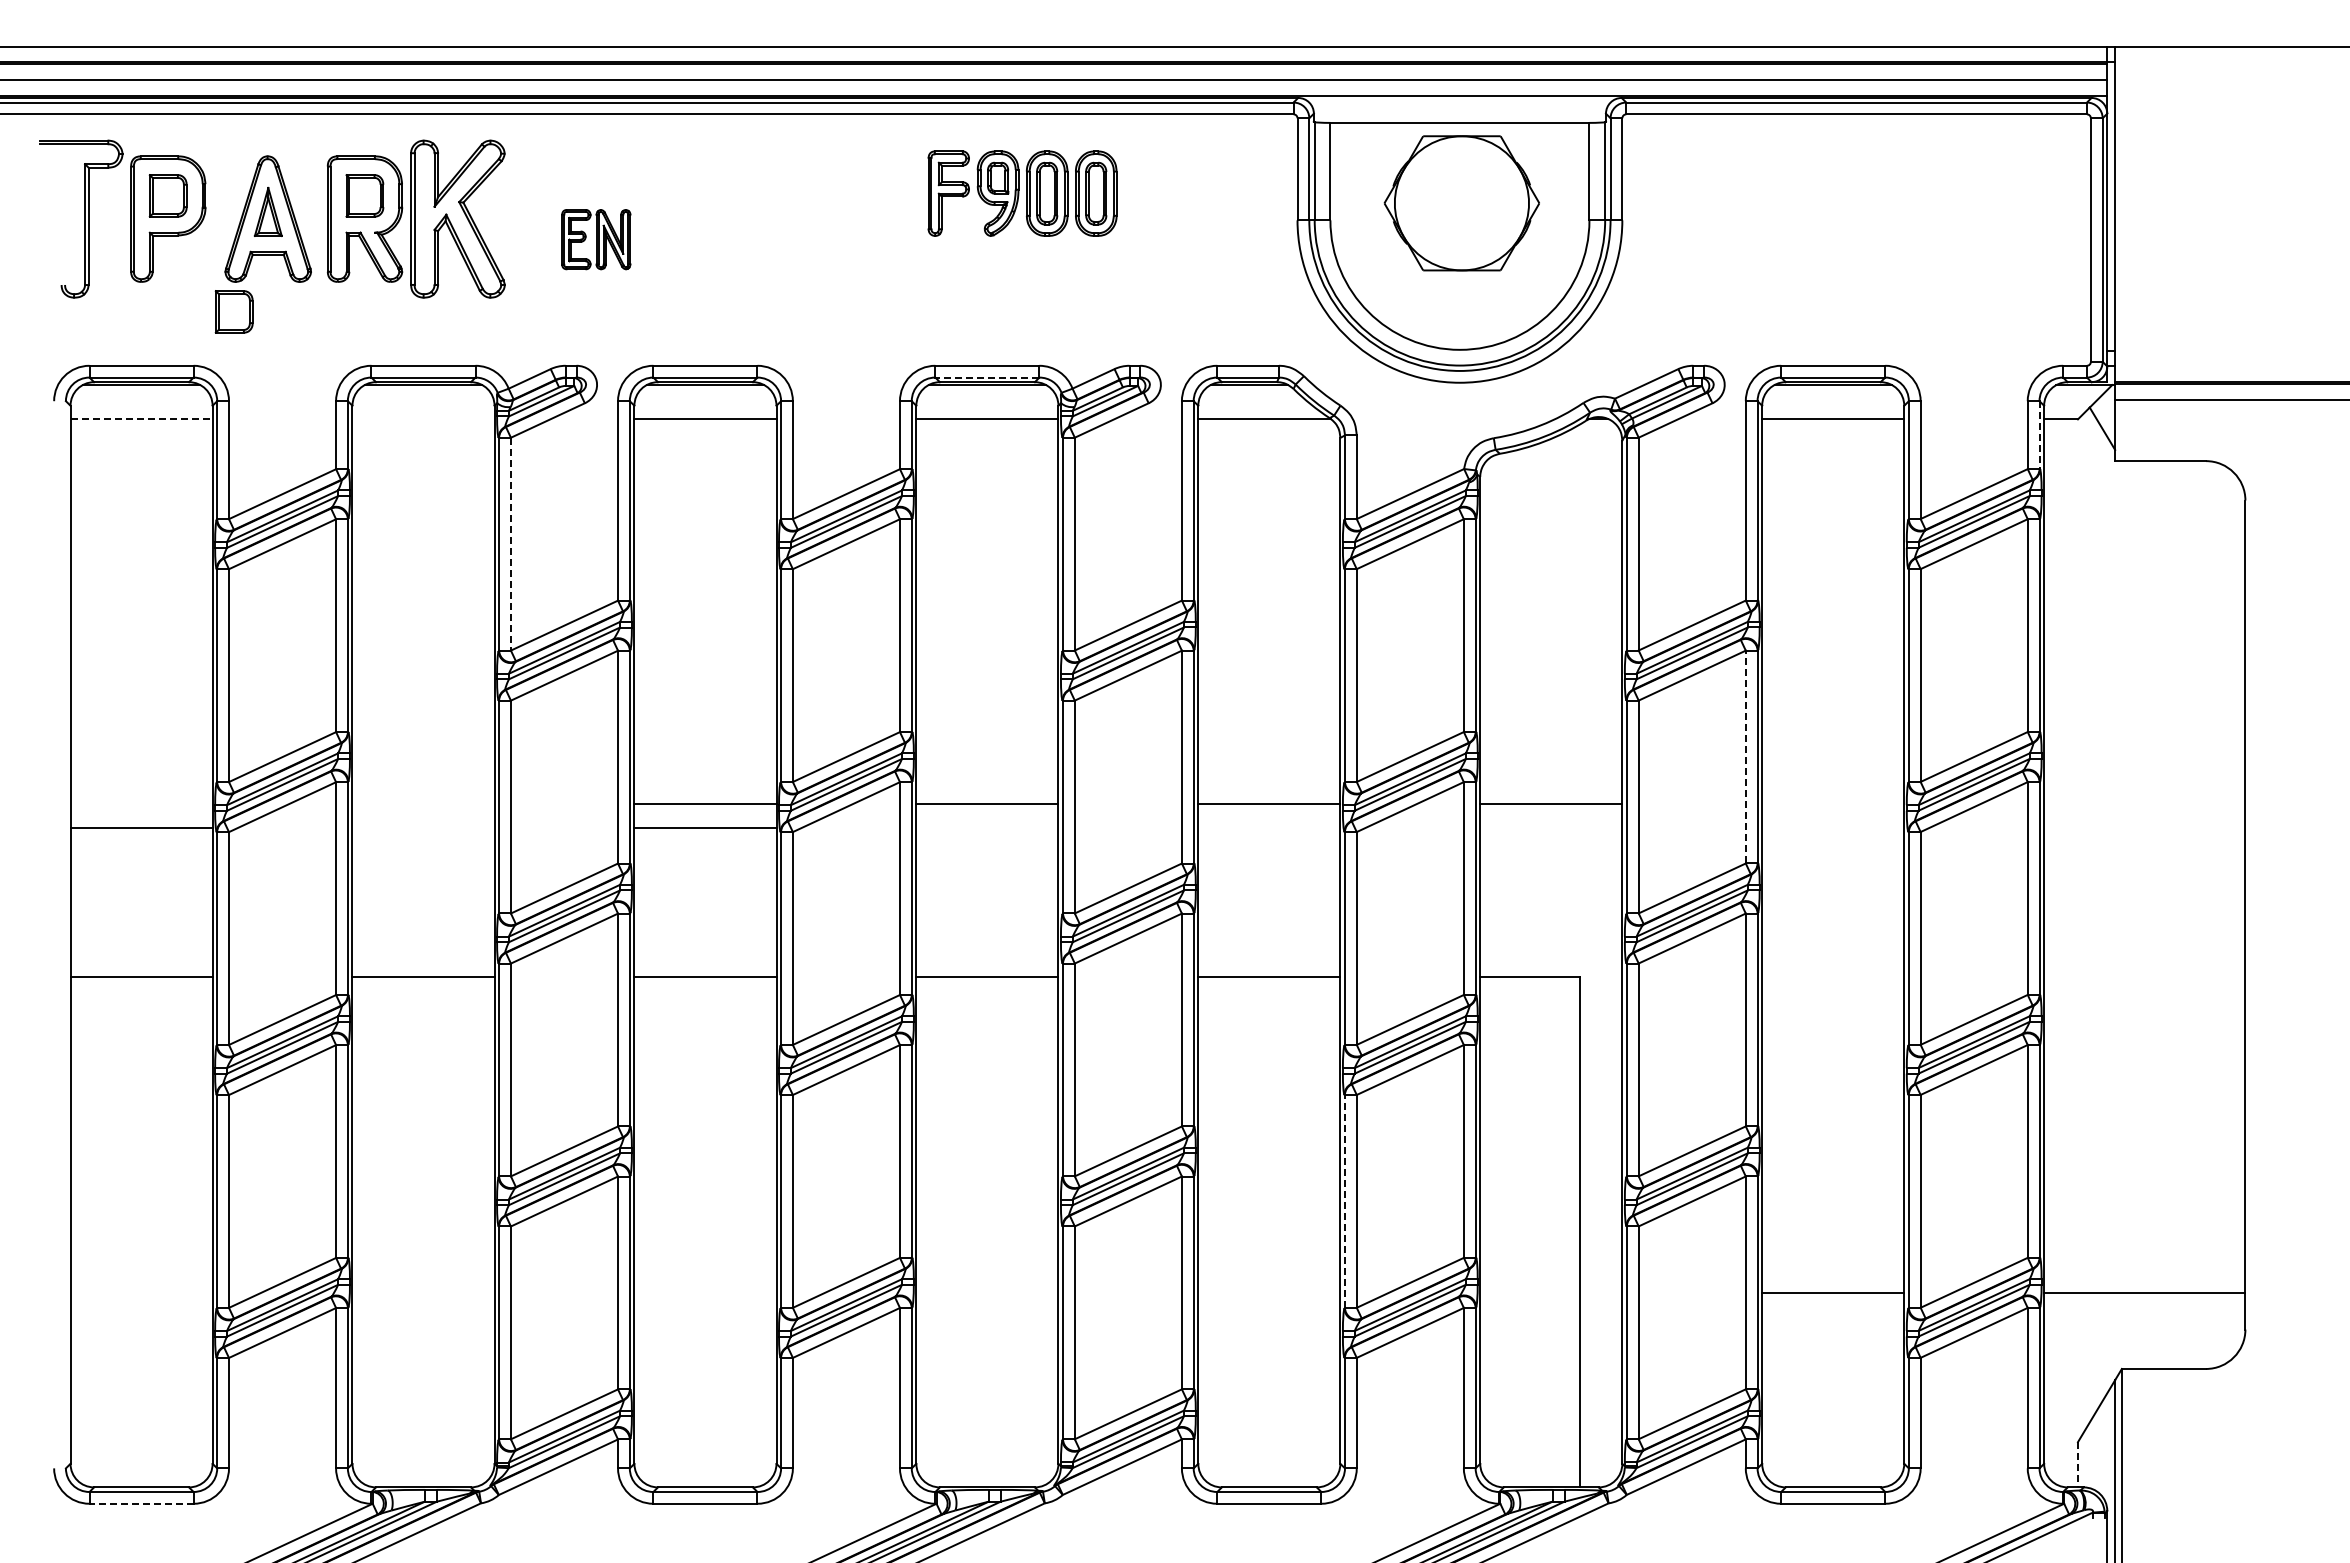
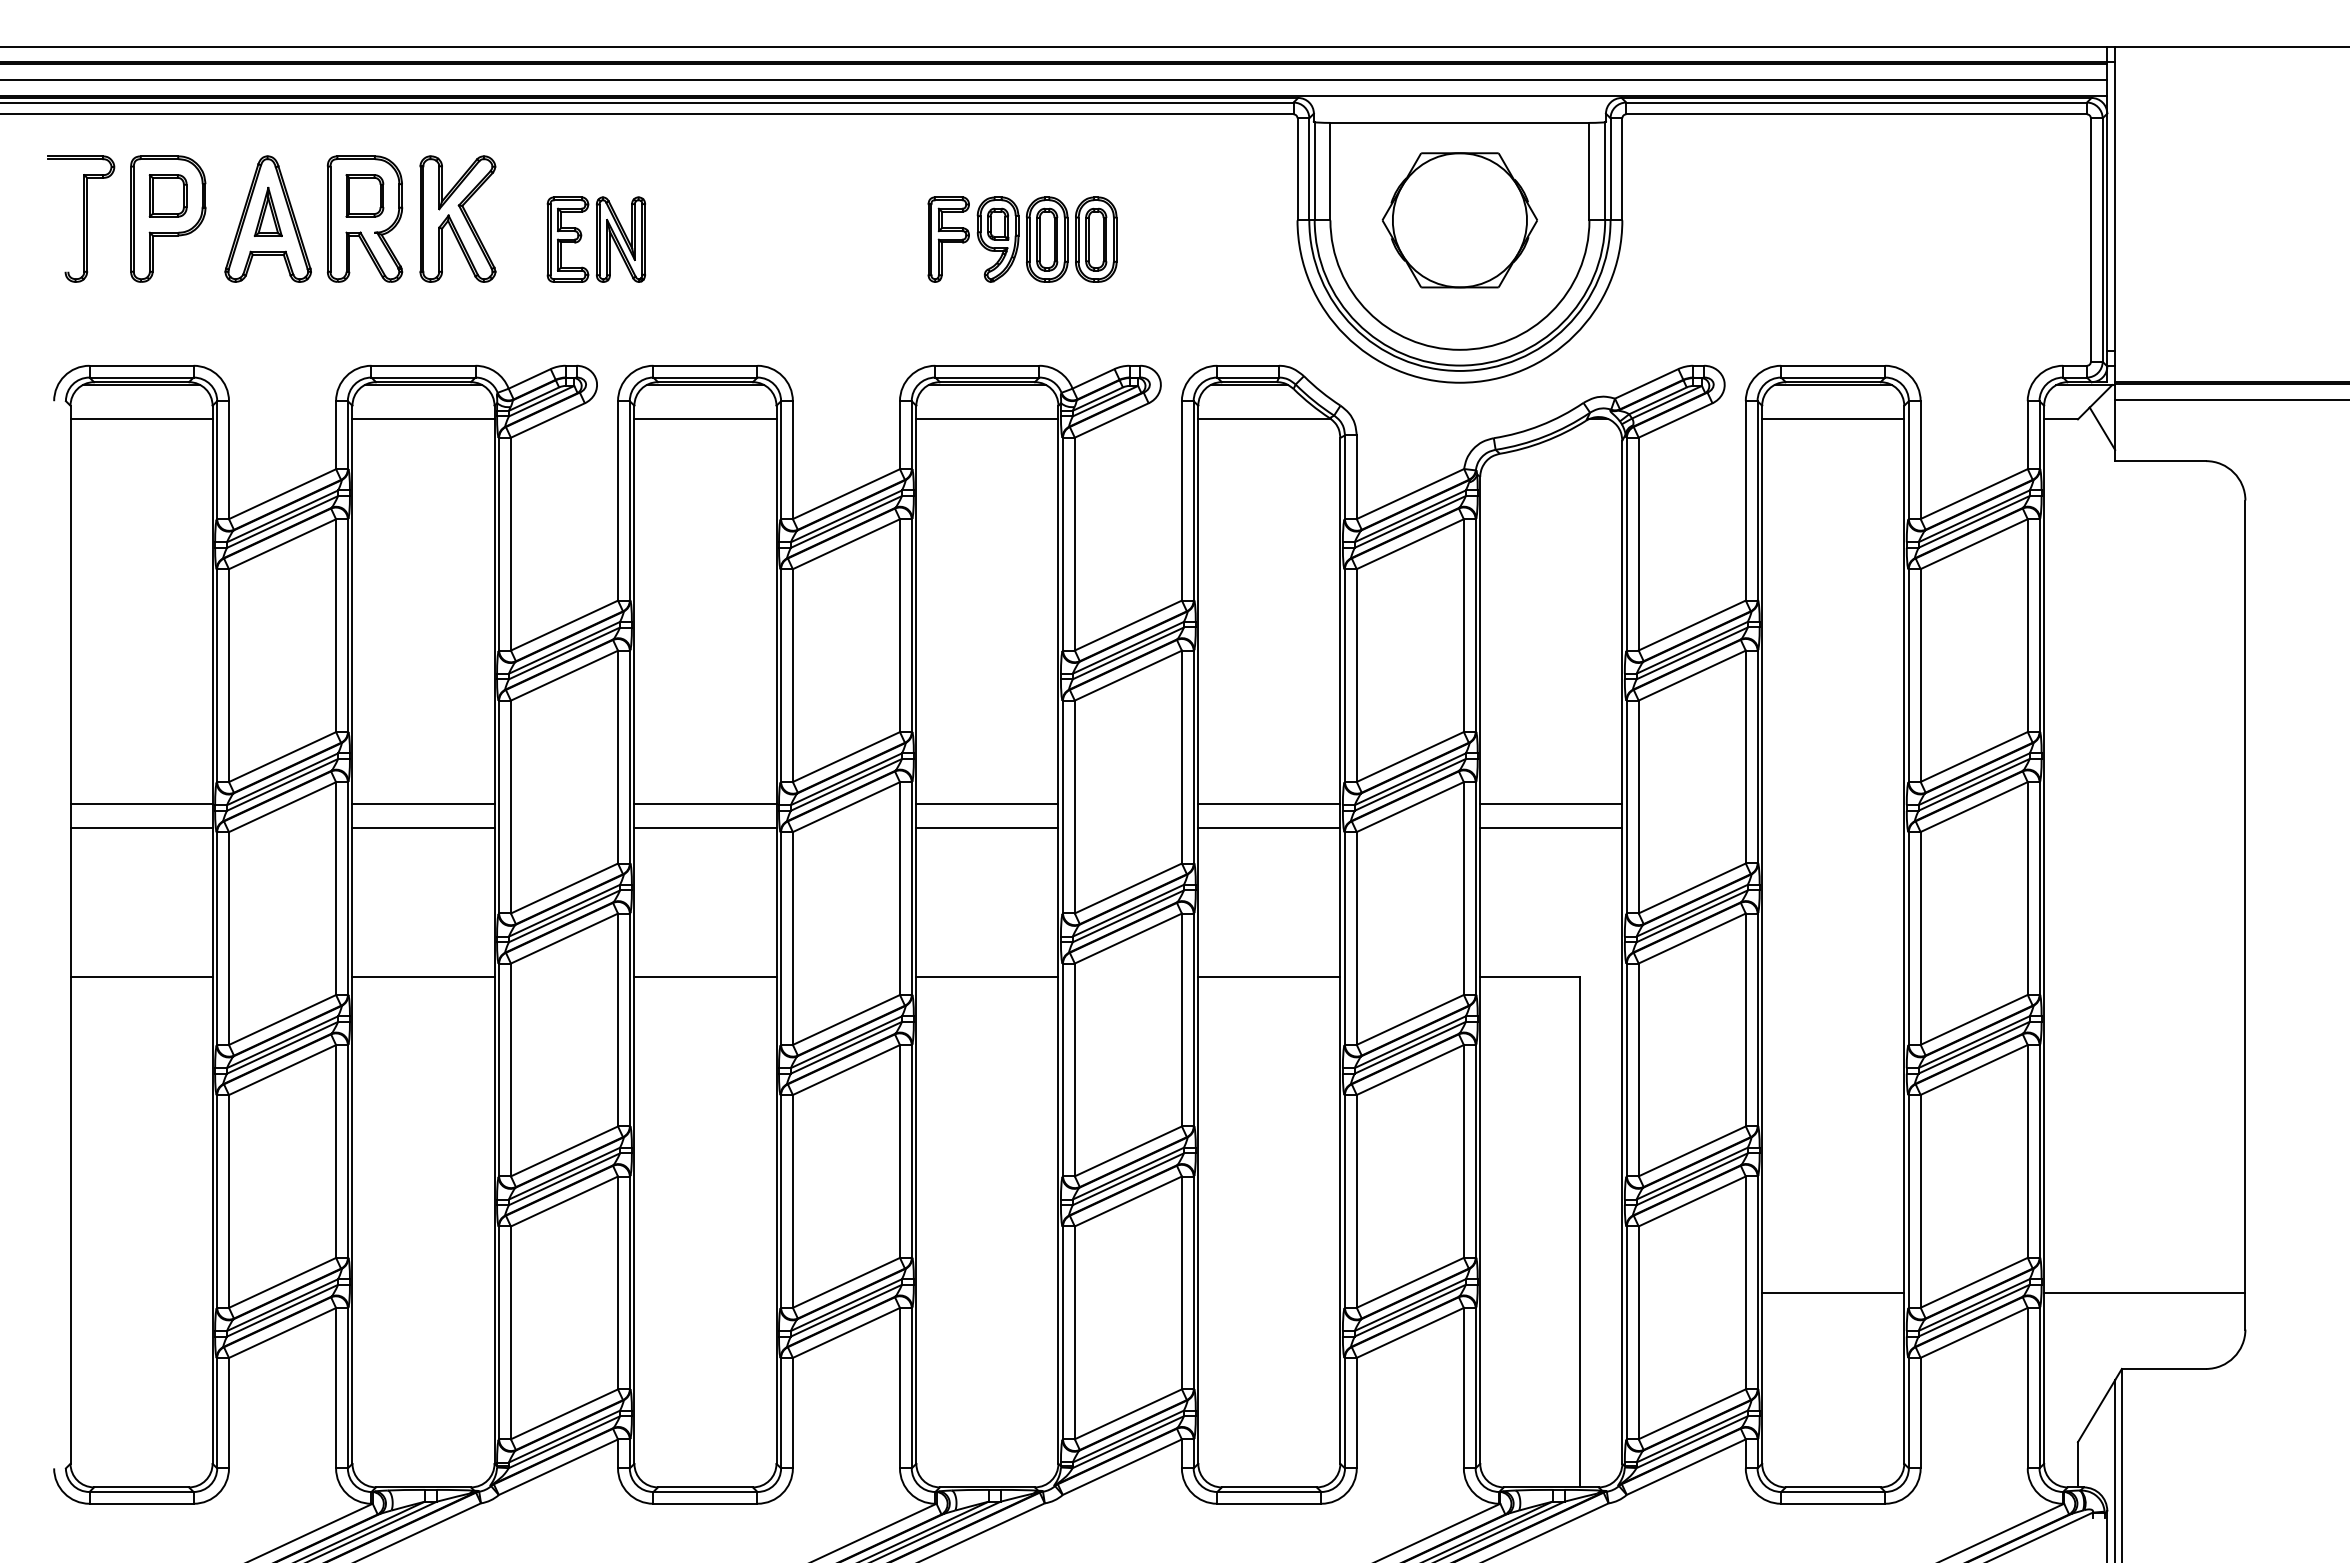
part position: (1022, 193) -> (1022, 239) (1022, 239)
part position: (1461, 203) -> (1459, 220) (1459, 220)
part size: 85x160 px -> 69x128 px (81, 218)
part size: 96x160 px -> 78x128 px (457, 218)
part size: 71x62 px -> 100x87 px (595, 239)
part: present -> none (233, 311)
line: dashed -> solid (986, 377)
line: dashed -> solid (142, 419)
line: none -> present (423, 419)
line: dashed -> solid (2039, 435)
line: dashed -> solid (510, 544)
line: dashed -> solid (1745, 756)
line: none -> present (141, 804)
line: none -> present (423, 804)
line: none -> present (423, 828)
line: none -> present (987, 828)
line: none -> present (1269, 828)
line: none -> present (1551, 828)
line: dashed -> solid (1344, 1200)
line: dashed -> solid (2077, 1464)
line: dashed -> solid (141, 1503)
